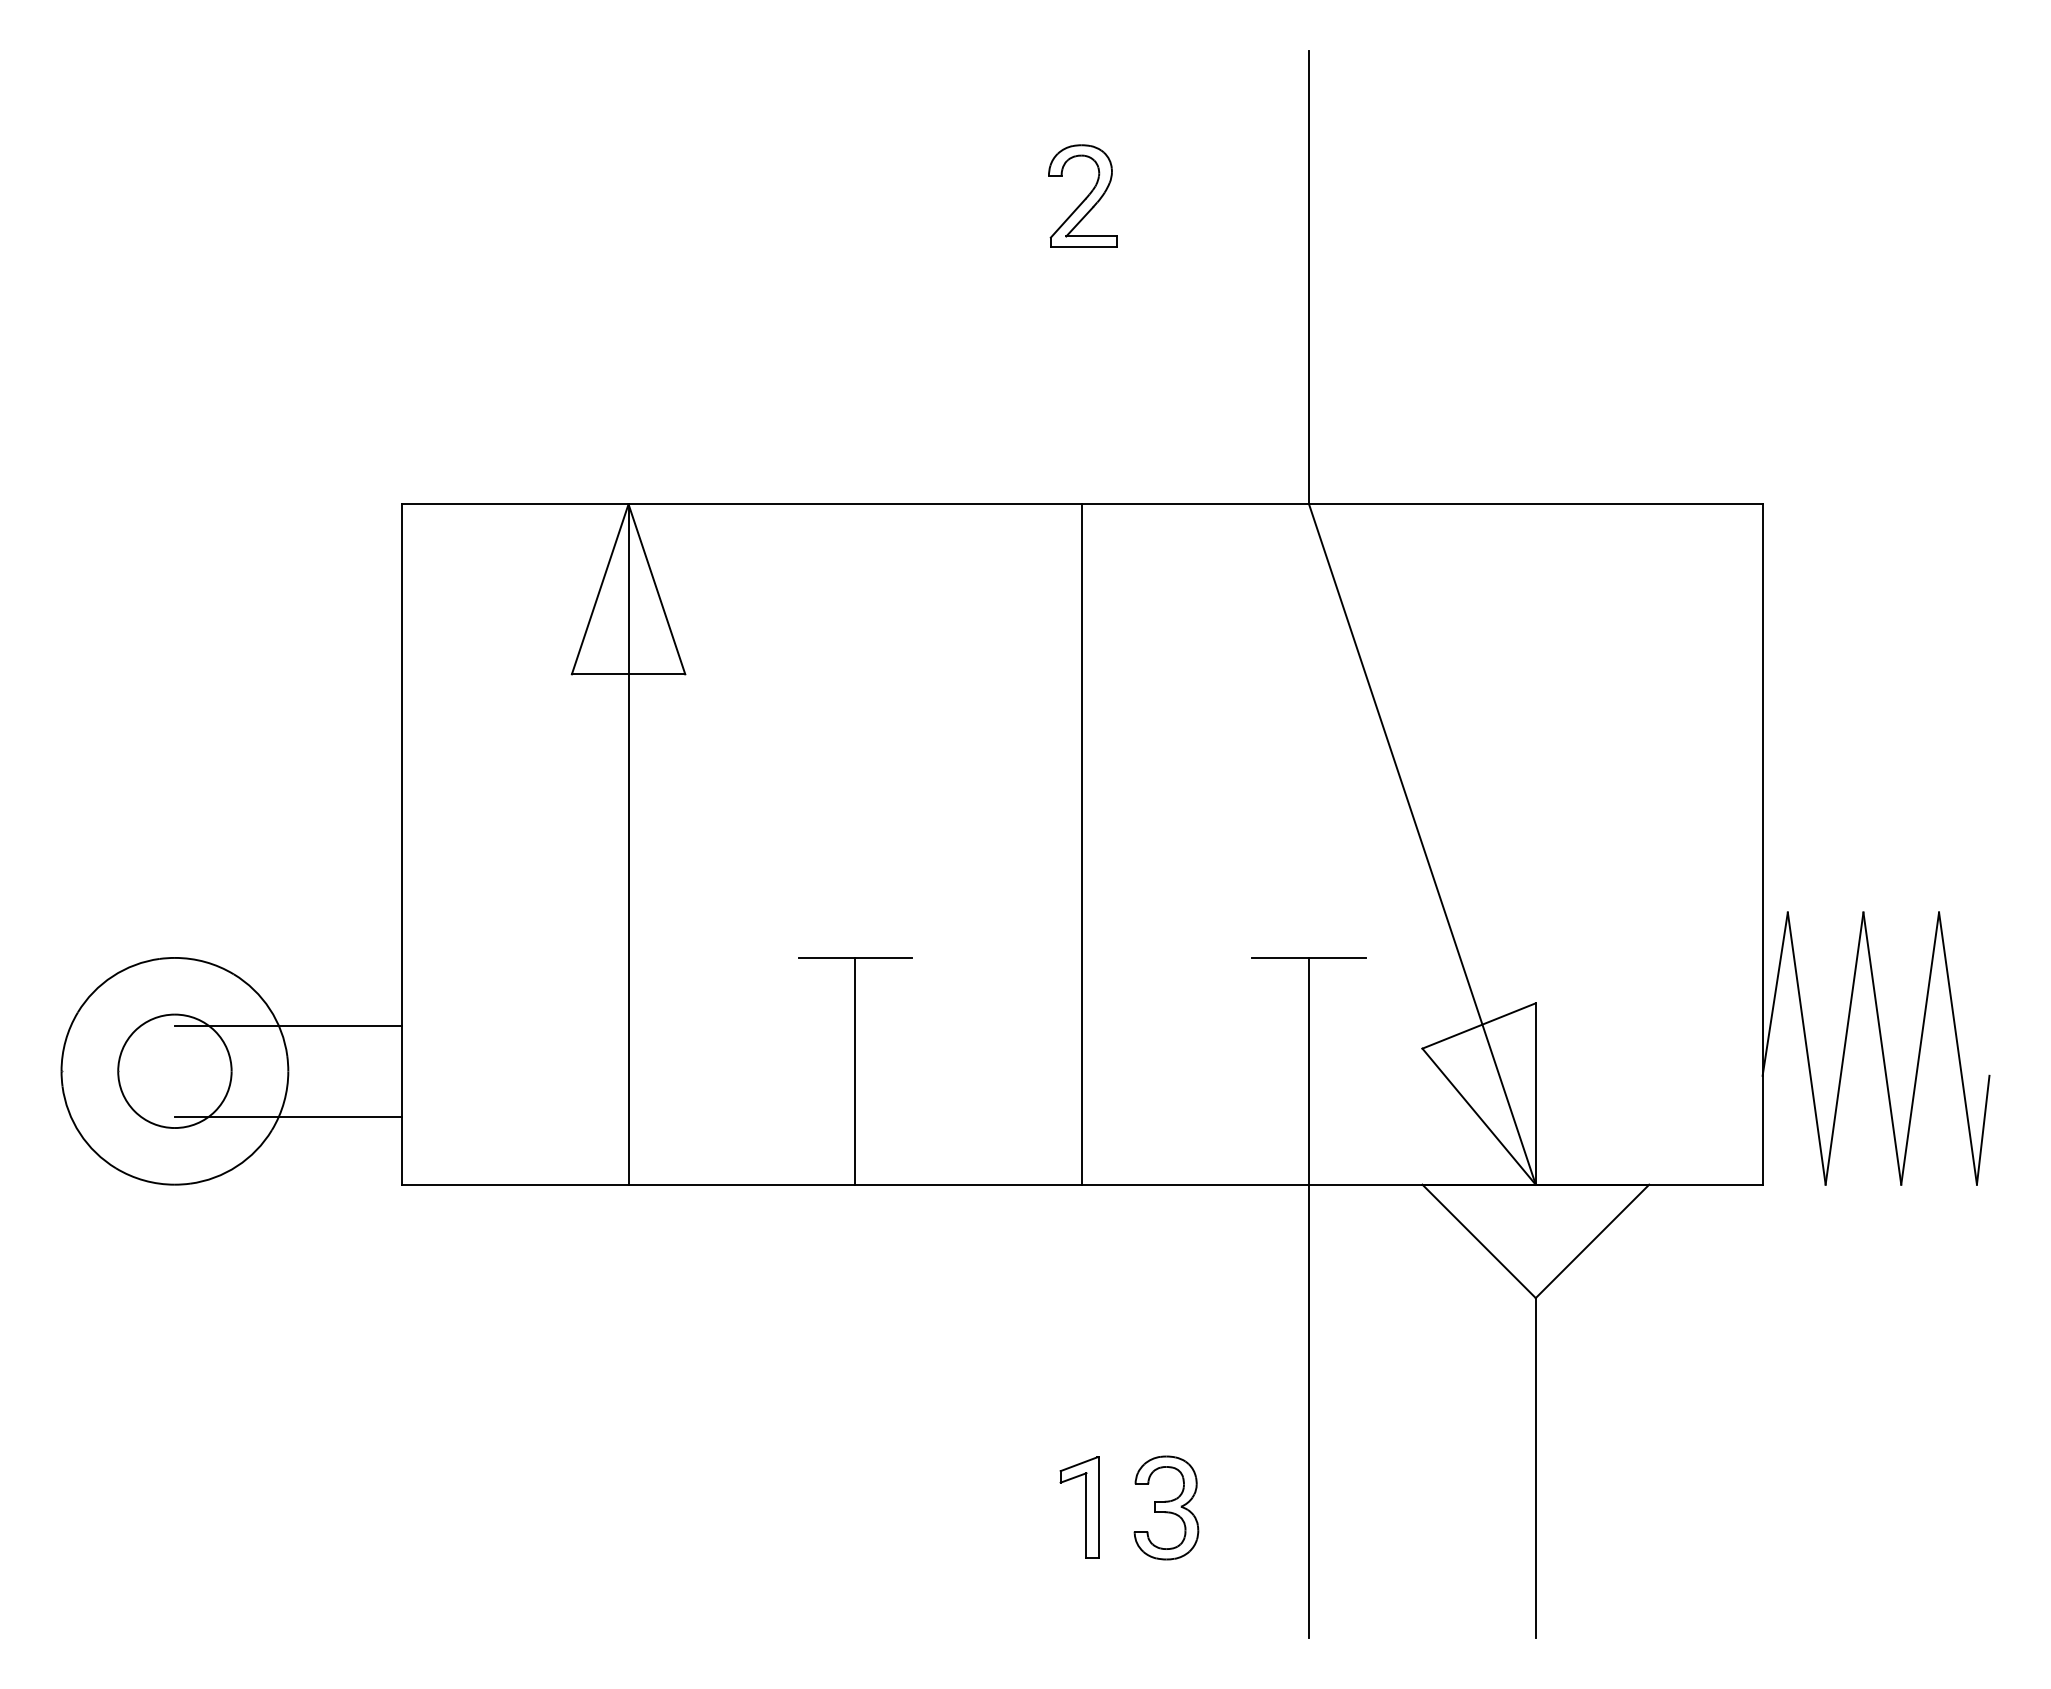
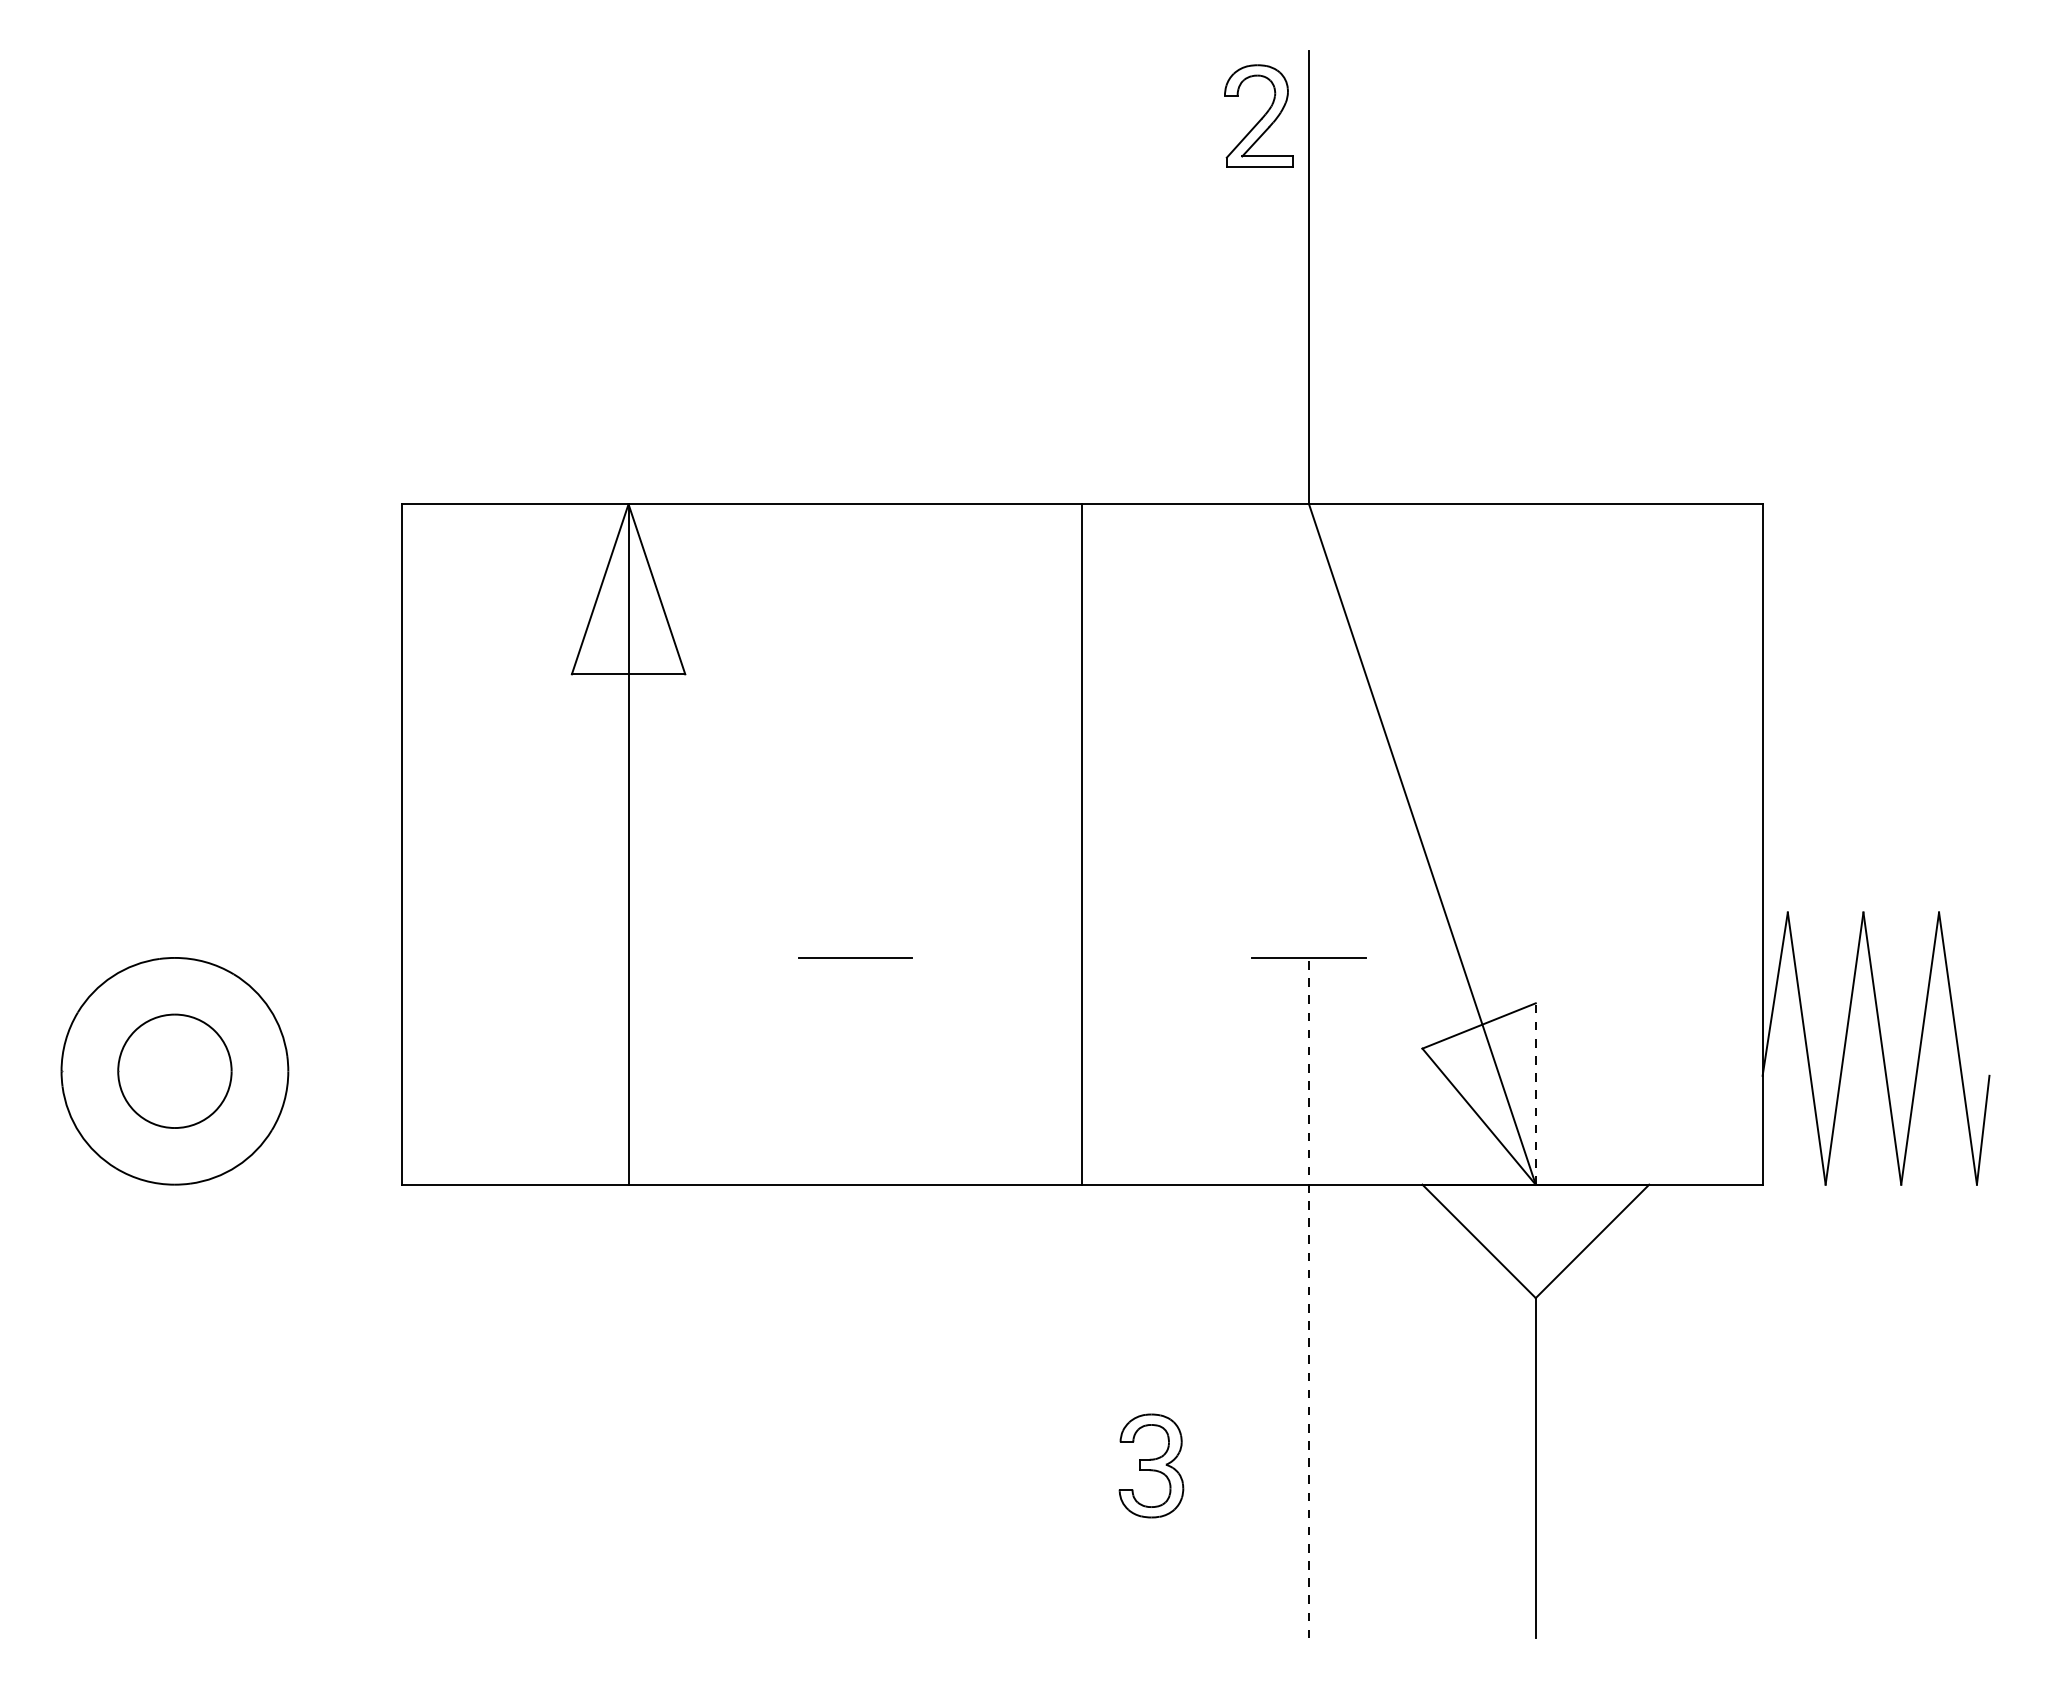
part position: (1082, 195) -> (1258, 115) (1258, 115)
line: present -> none (287, 1025)
line: present -> none (855, 1070)
line: solid -> dashed (1535, 1094)
line: present -> none (287, 1116)
line: solid -> dashed (1309, 1297)
part: present -> none (1079, 1507)
part position: (1166, 1507) -> (1151, 1465) (1151, 1465)
